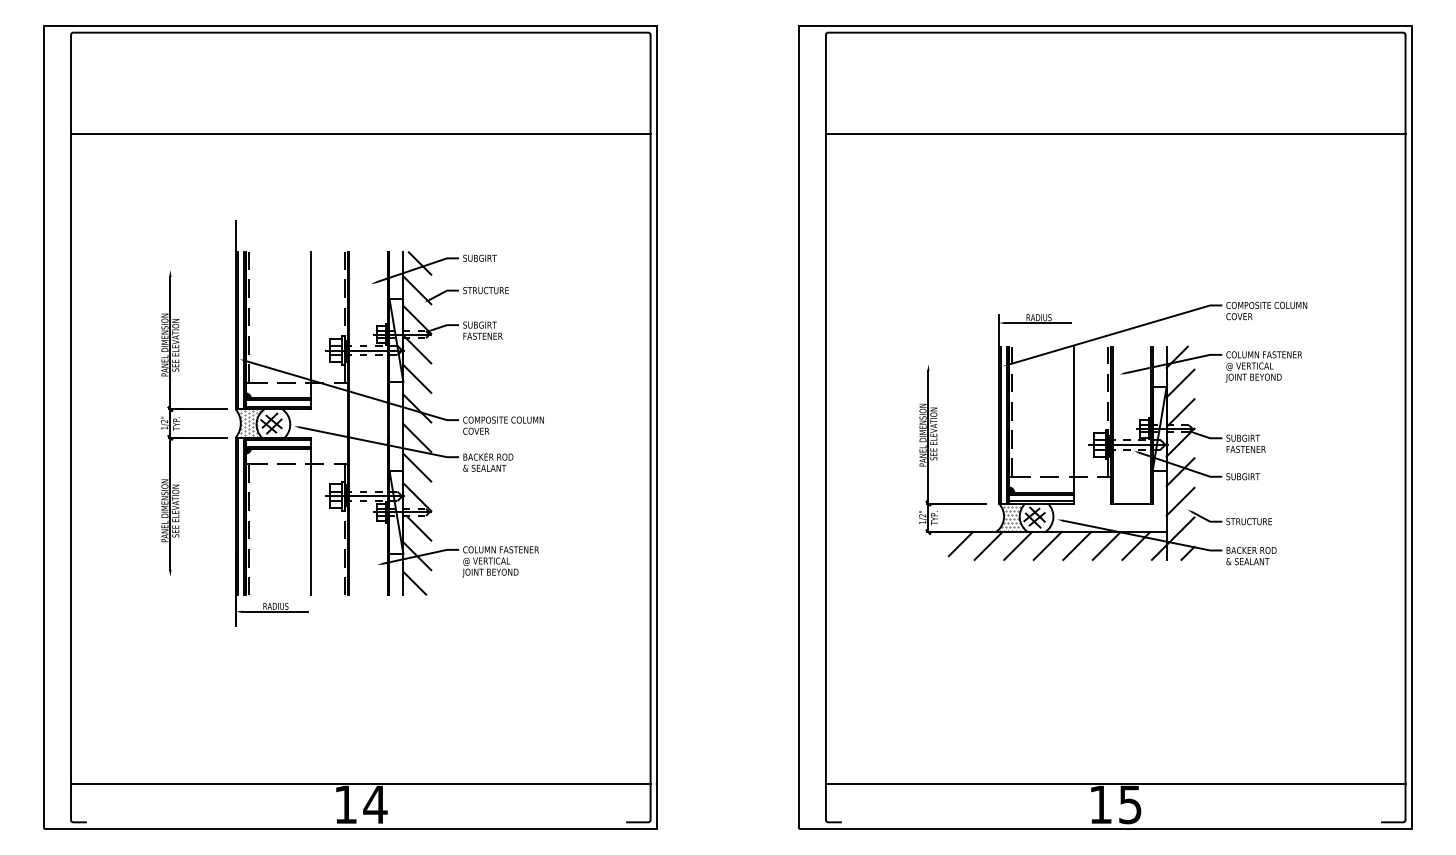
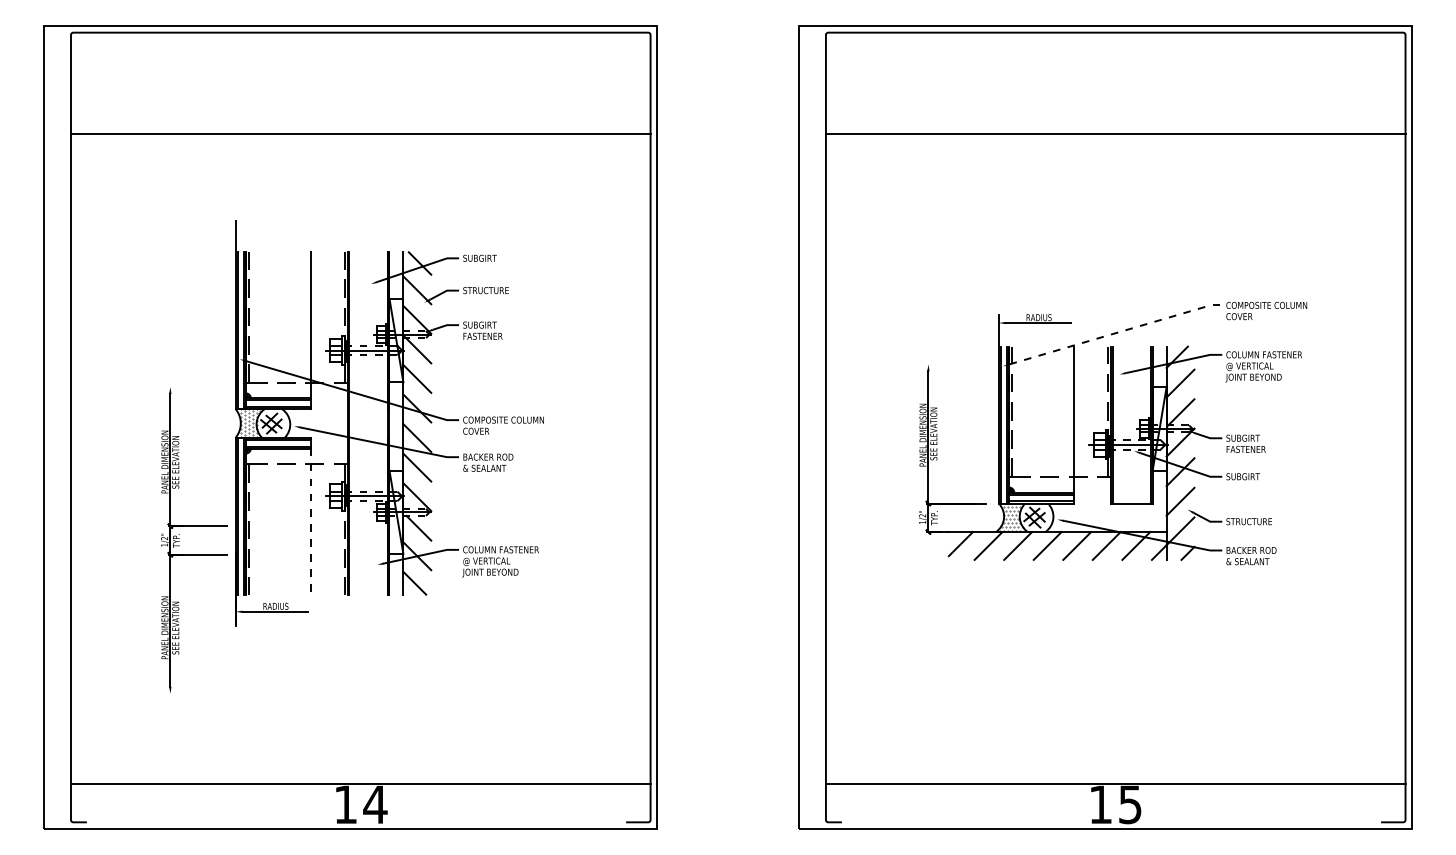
line: solid -> dashed (1116, 332)
part position: (194, 409) -> (194, 526) (194, 526)
line: solid -> dashed (310, 522)
